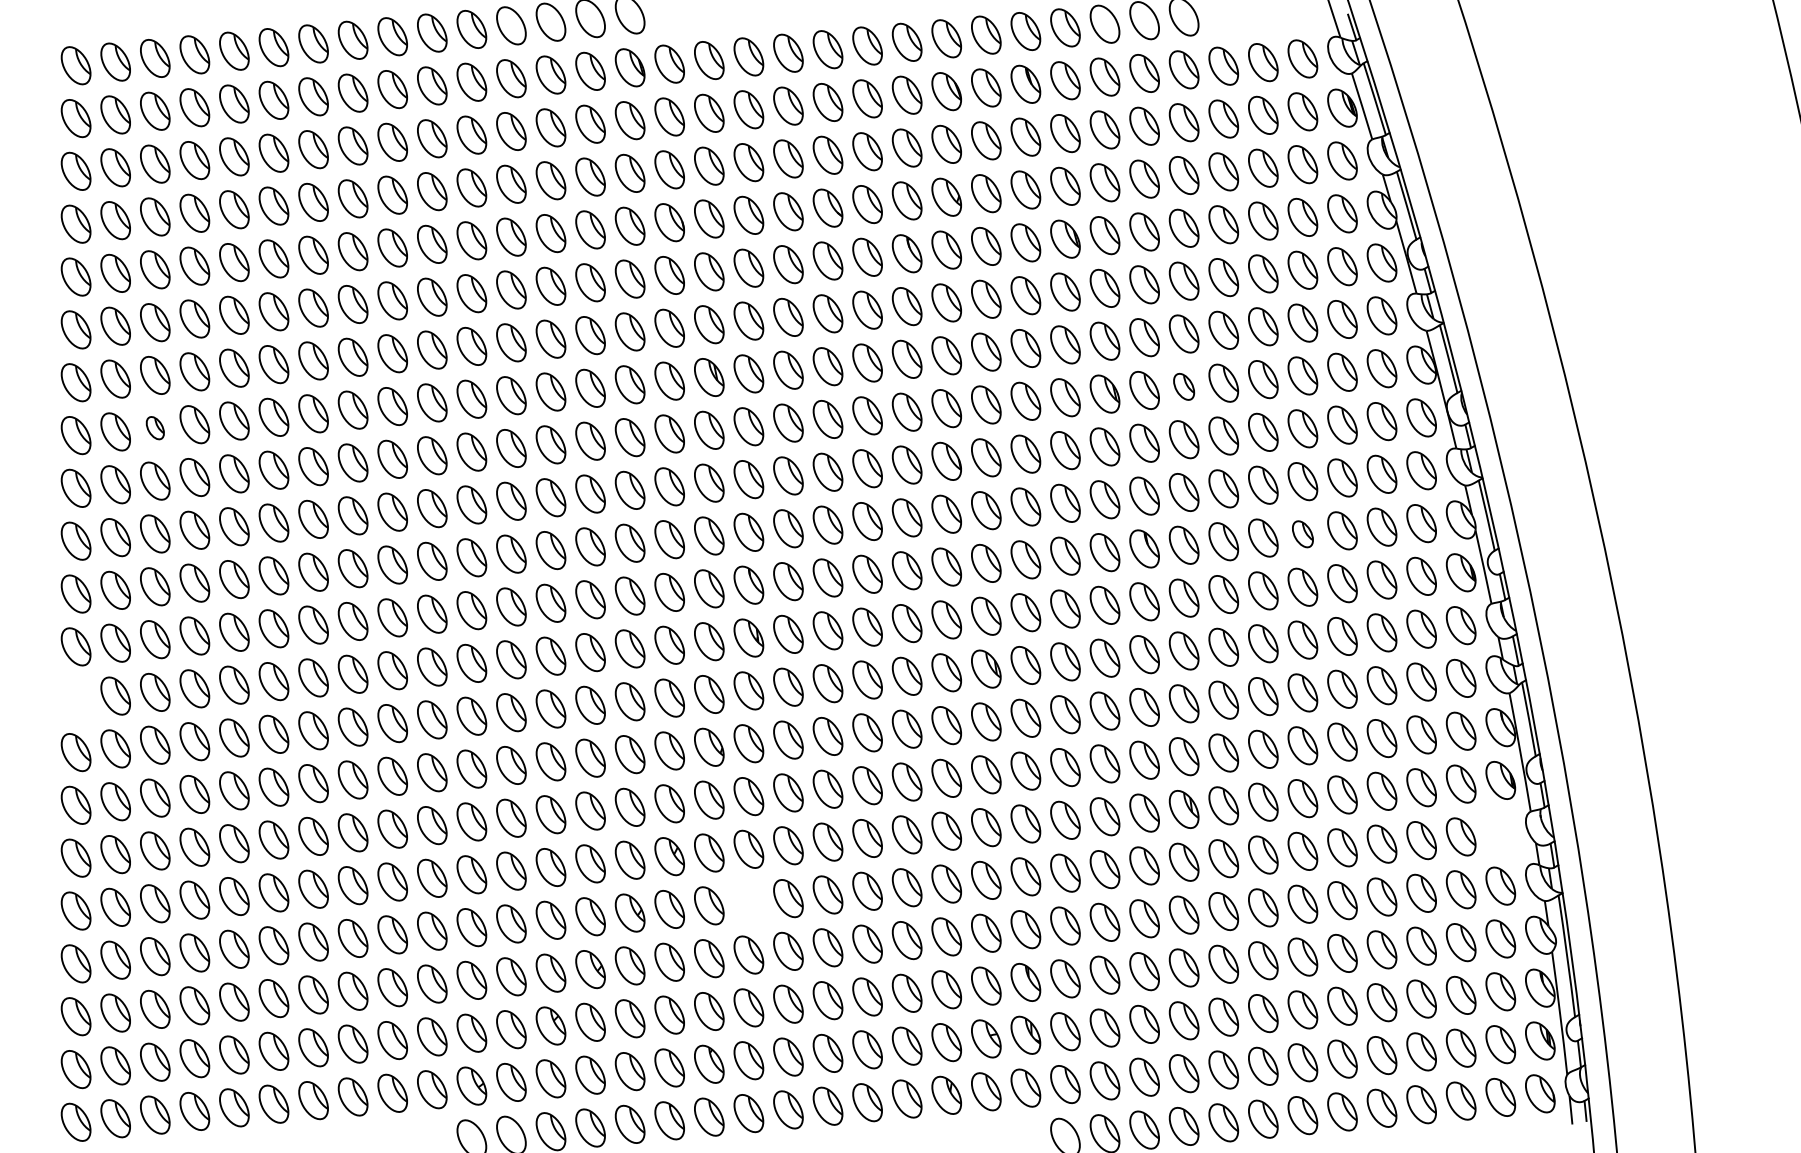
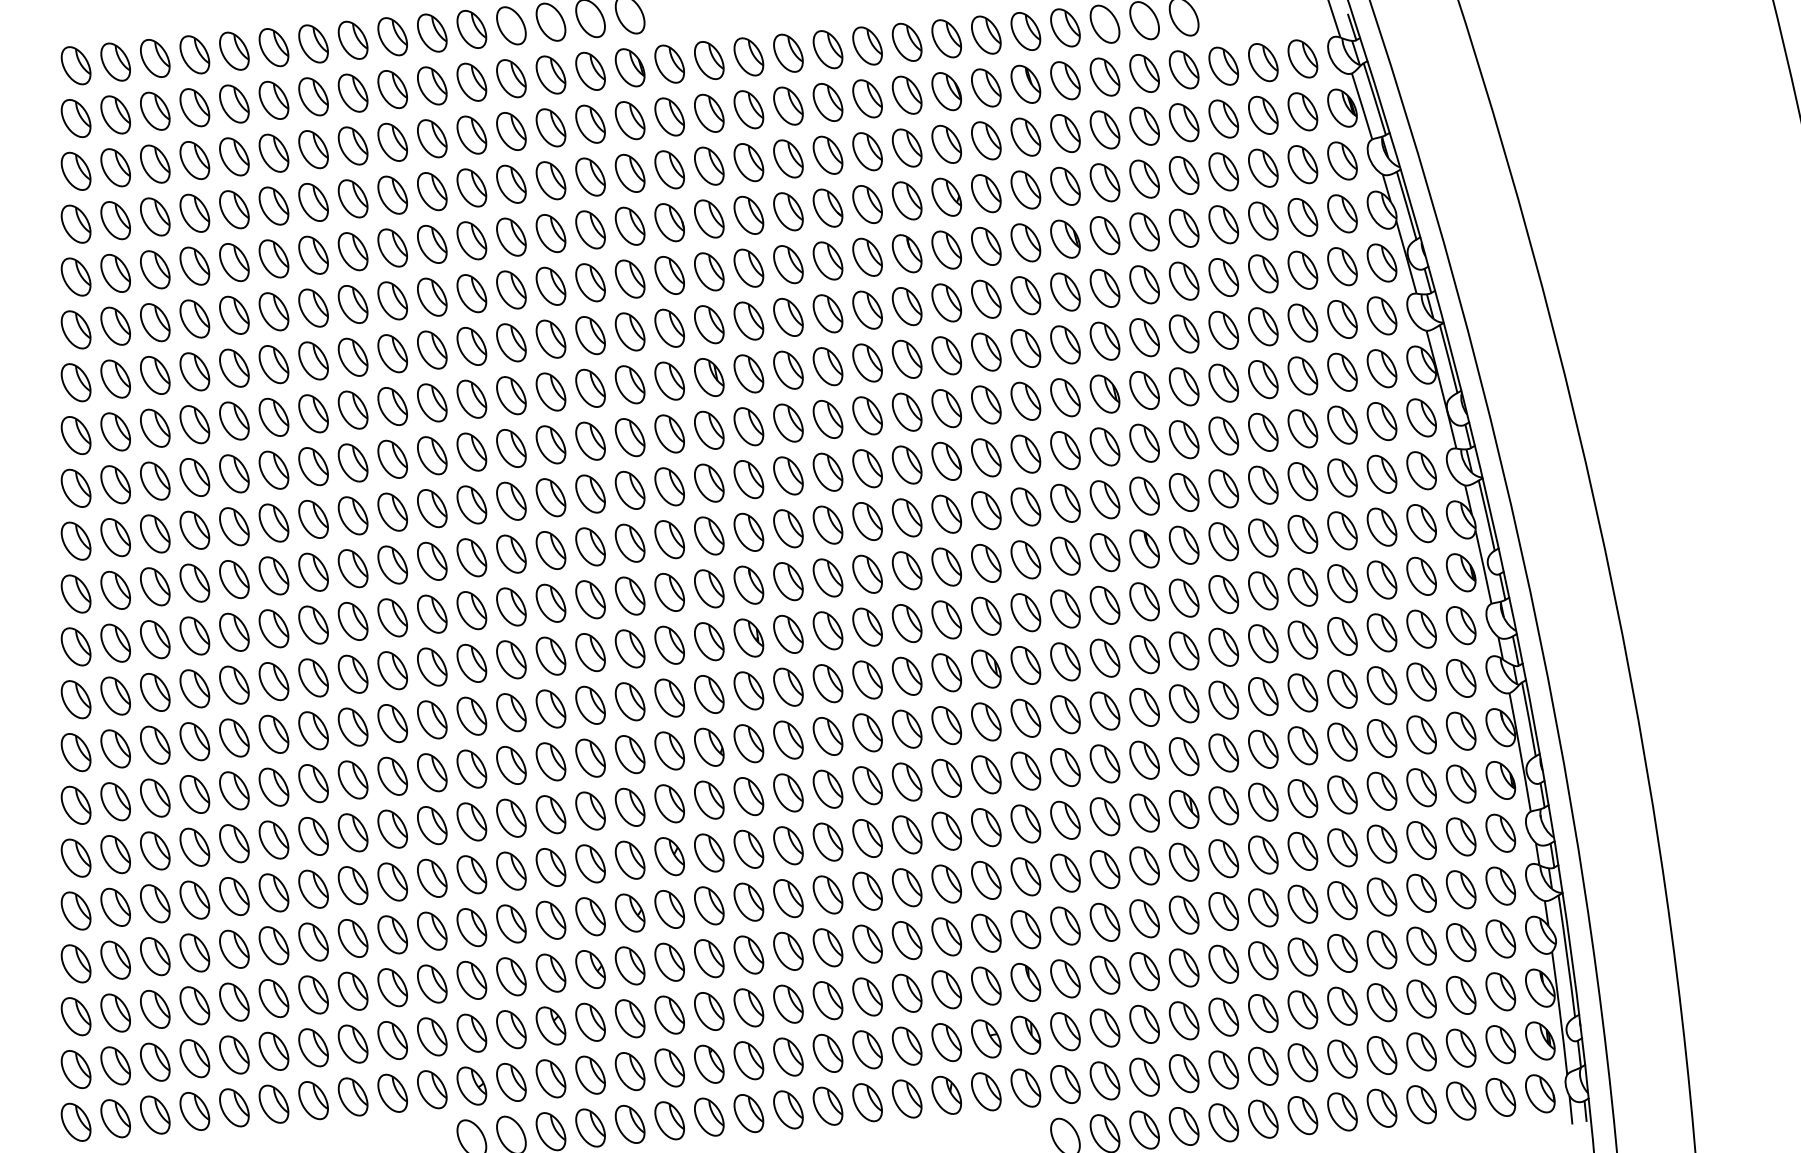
part size: 23x29 px -> 32x40 px (1183, 386)
part size: 20x25 px -> 31x40 px (155, 427)
part size: 22x29 px -> 32x40 px (1302, 533)
part: none -> present (75, 699)
part: none -> present (1500, 832)
part: none -> present (748, 901)
